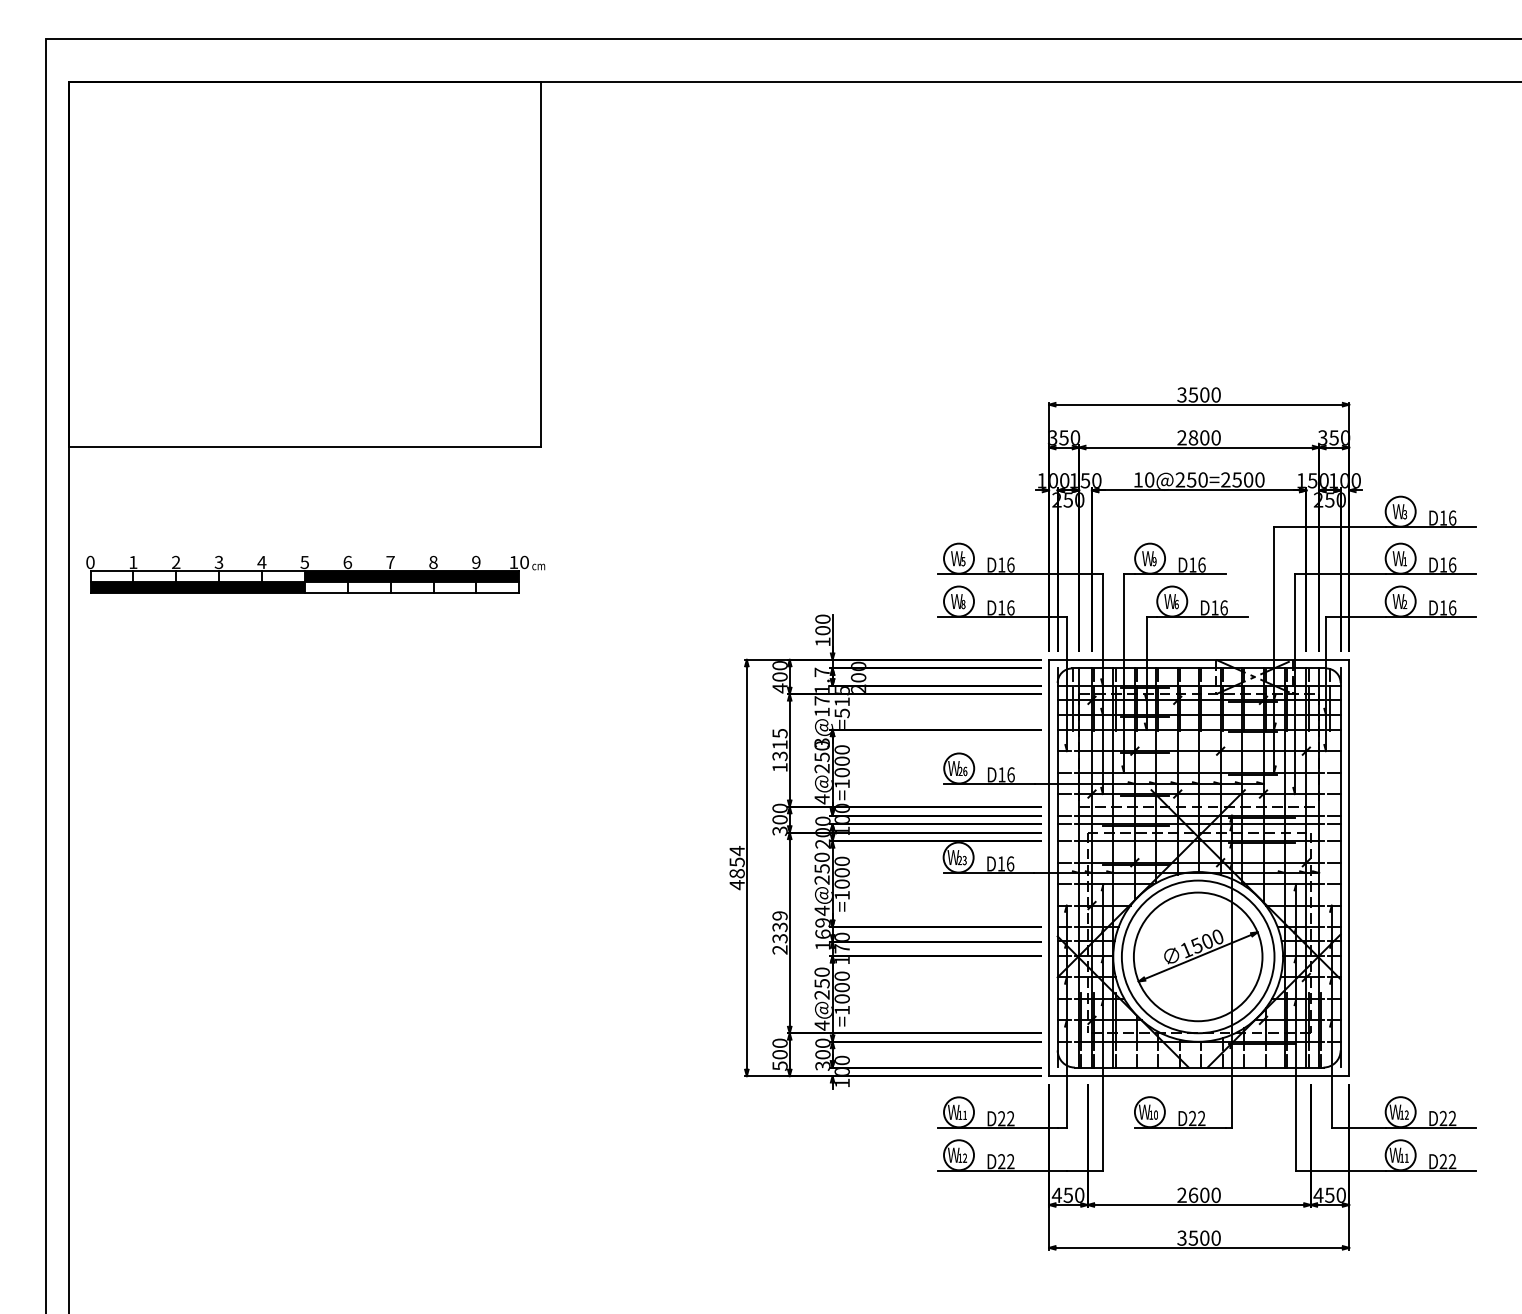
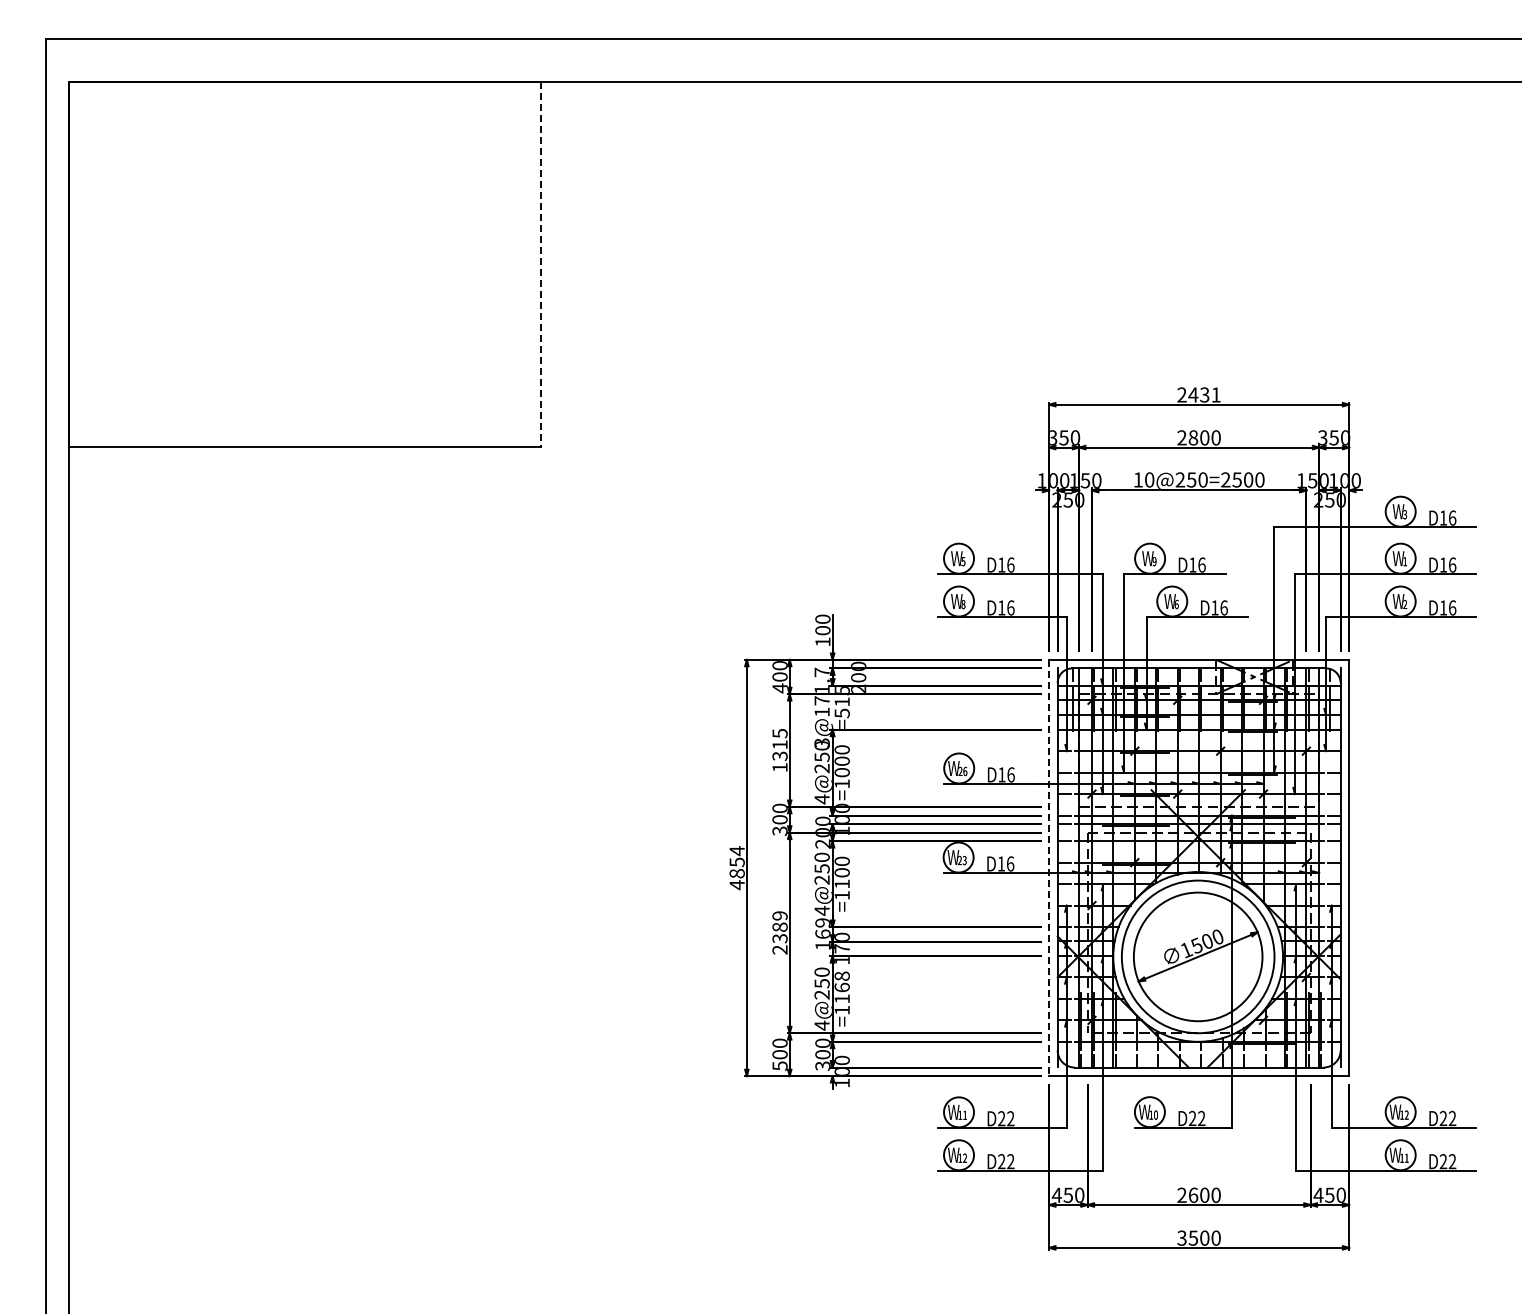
line: solid -> dashed (540, 264)
text: 3500 -> 2431 (1198, 394)
part: present -> none (315, 574)
line: solid -> dashed (1049, 868)
text: =1000 -> =1100 (841, 883)
text: 2339 -> 2389 (779, 927)
text: =1000 -> =1168 (841, 987)
